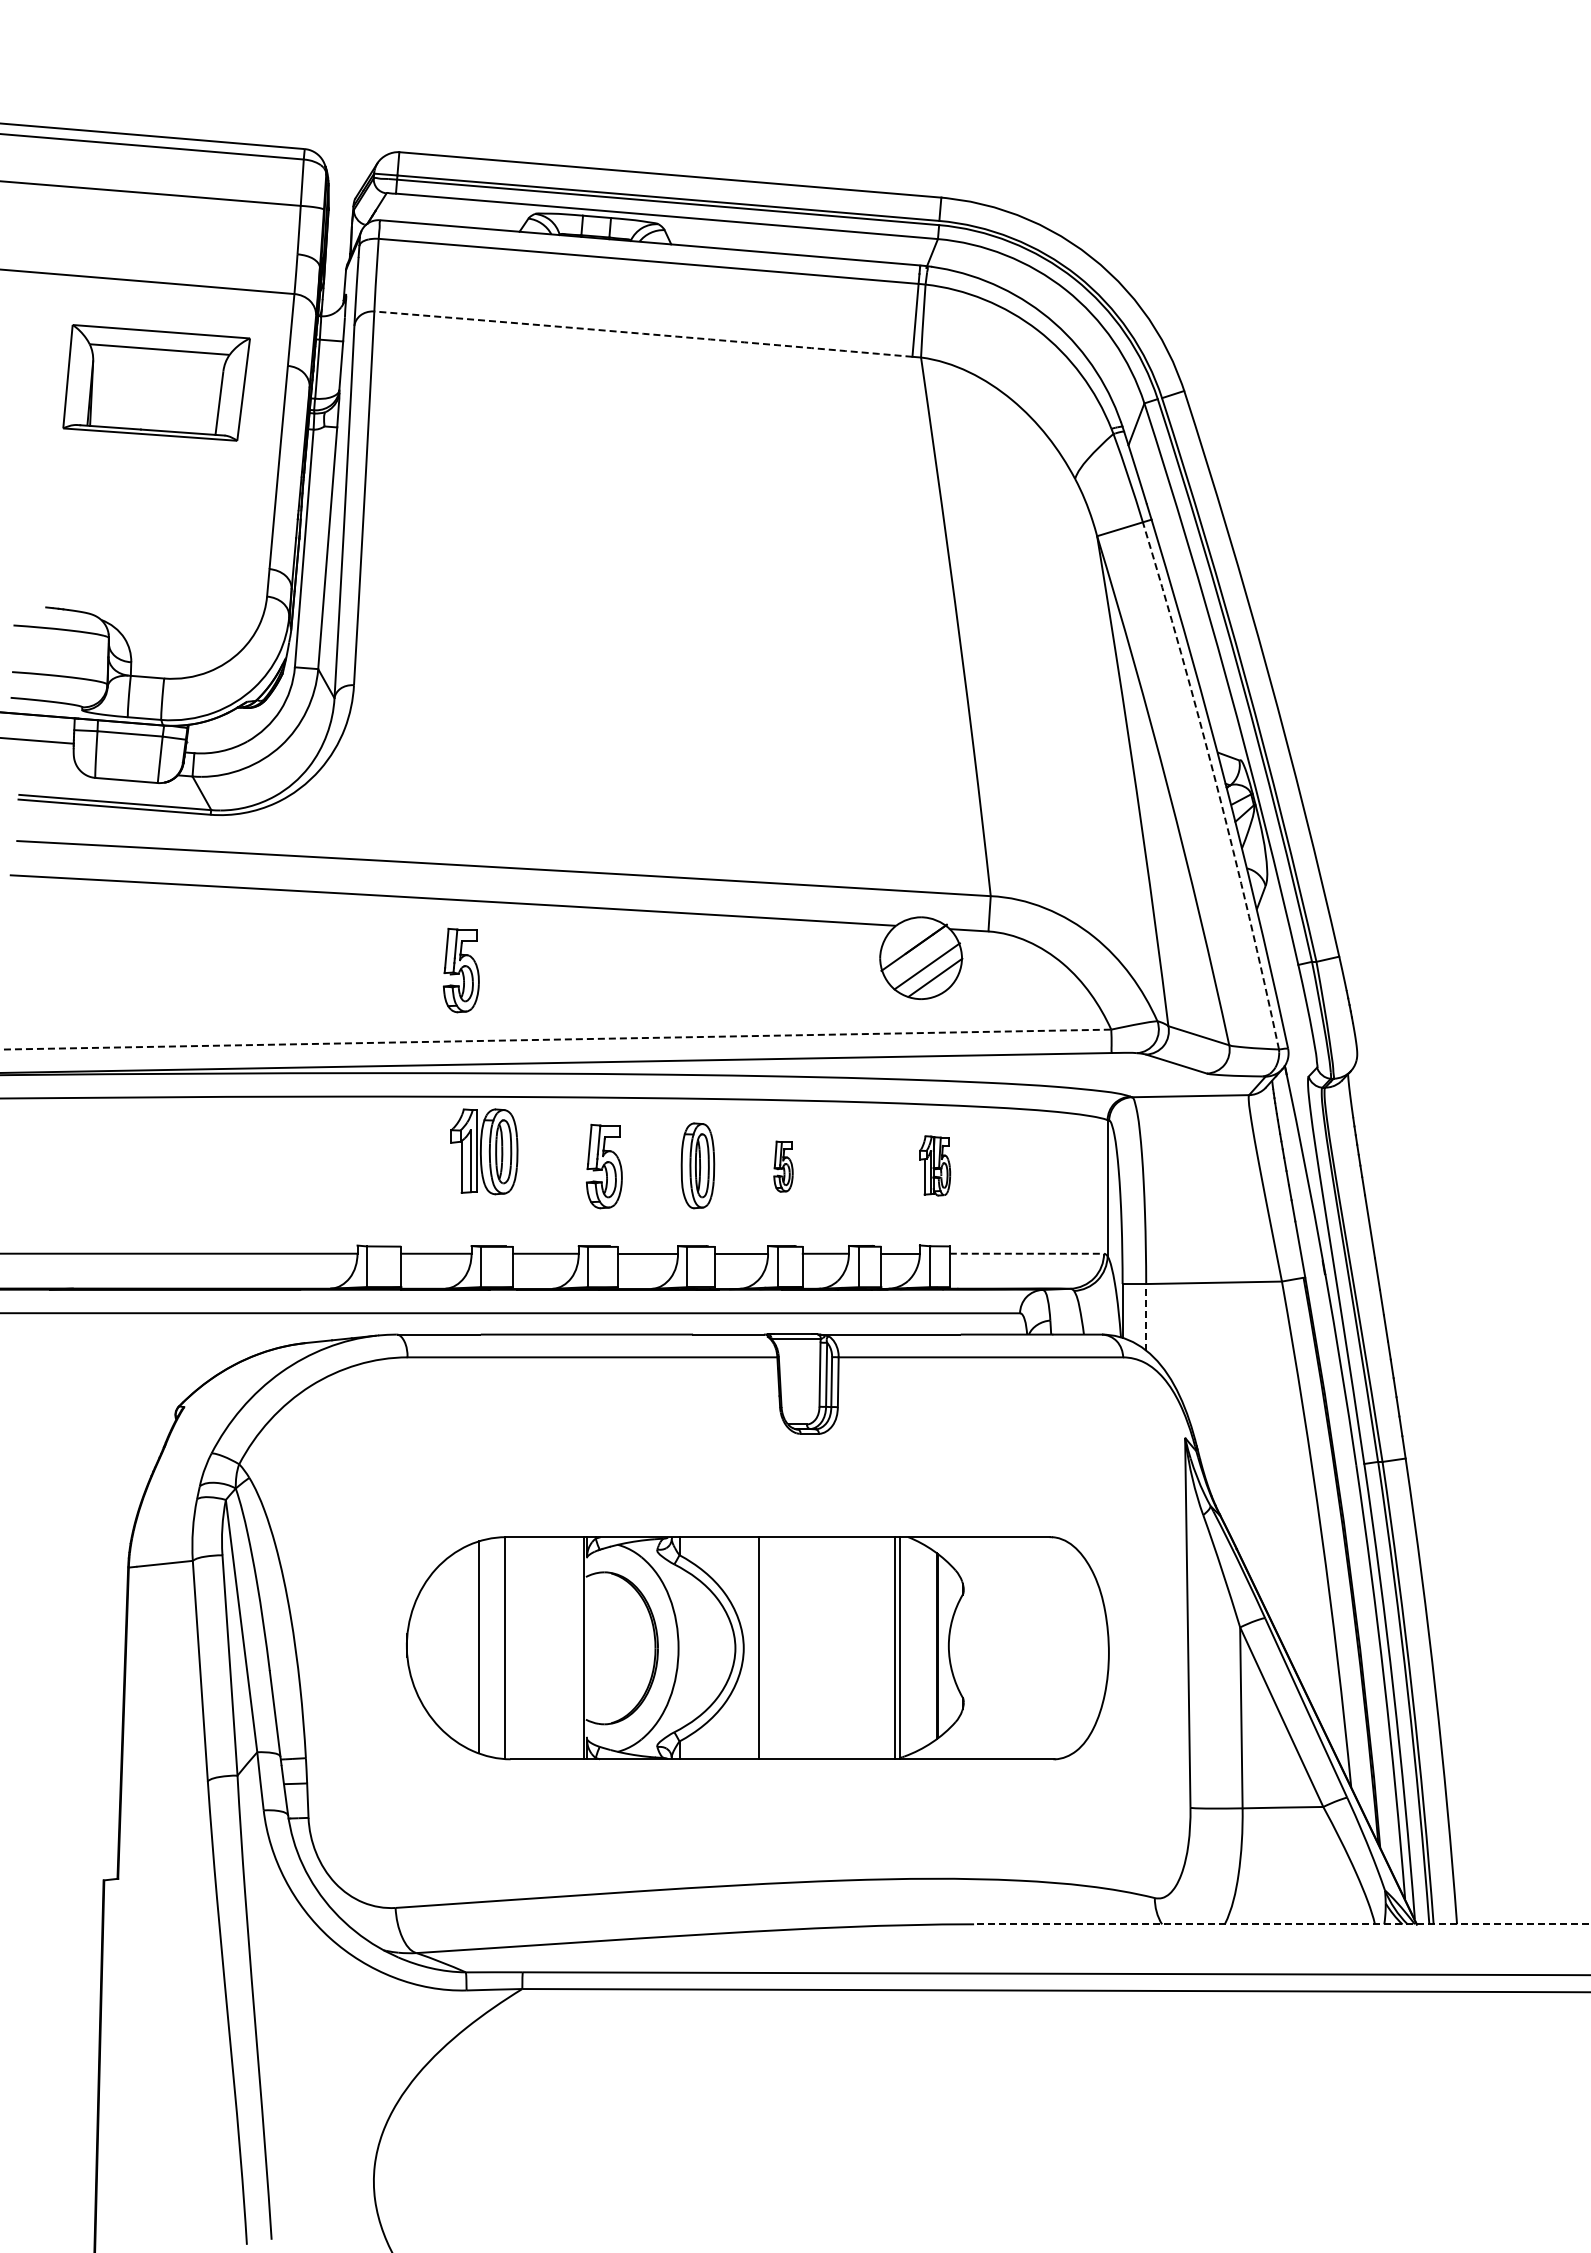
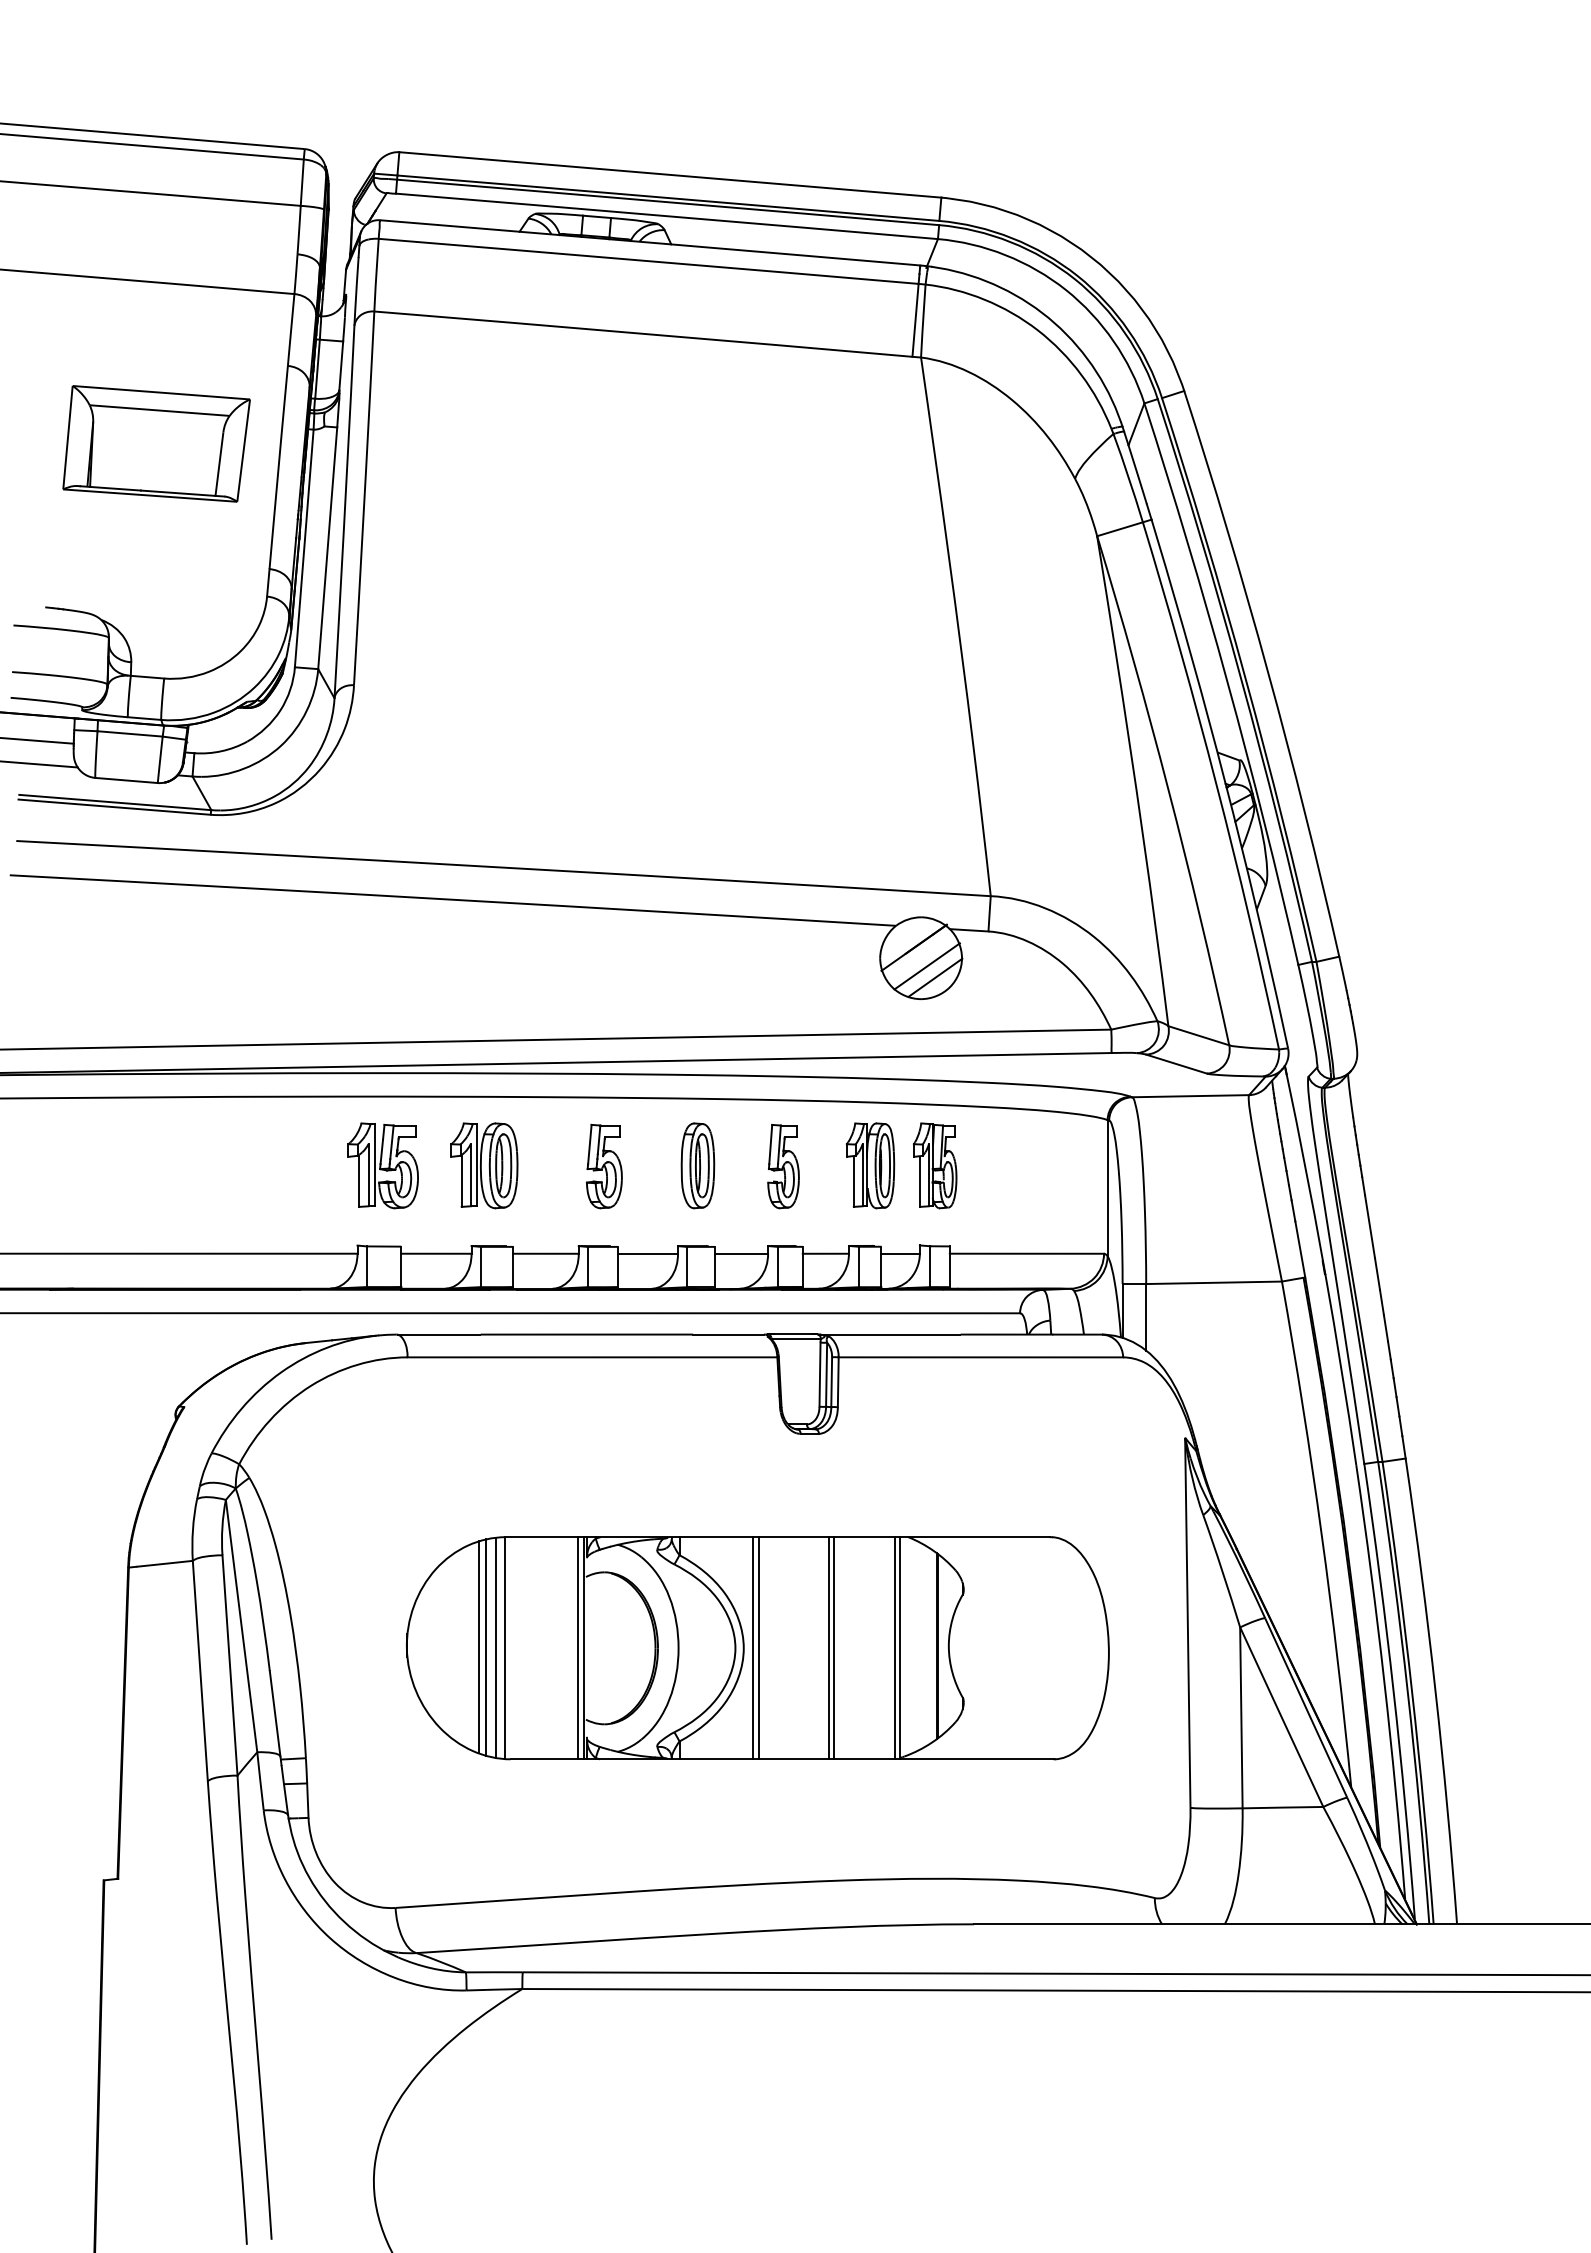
arc: dashed -> solid (643, 333)
part position: (156, 382) -> (156, 443) (156, 443)
line: none -> present (39, 764)
arc: dashed -> solid (1216, 784)
part: present -> none (460, 970)
line: dashed -> solid (556, 1039)
part position: (484, 1151) -> (484, 1165) (484, 1165)
part: none -> present (382, 1165)
part: none -> present (870, 1165)
part size: 33x62 px -> 45x88 px (935, 1165)
part size: 21x53 px -> 33x86 px (783, 1166)
line: dashed -> solid (1027, 1253)
line: dashed -> solid (1146, 1316)
line: none -> present (486, 1647)
line: none -> present (495, 1647)
line: none -> present (577, 1648)
line: none -> present (753, 1648)
line: none -> present (828, 1648)
line: none -> present (833, 1648)
line: dashed -> solid (1282, 1924)
